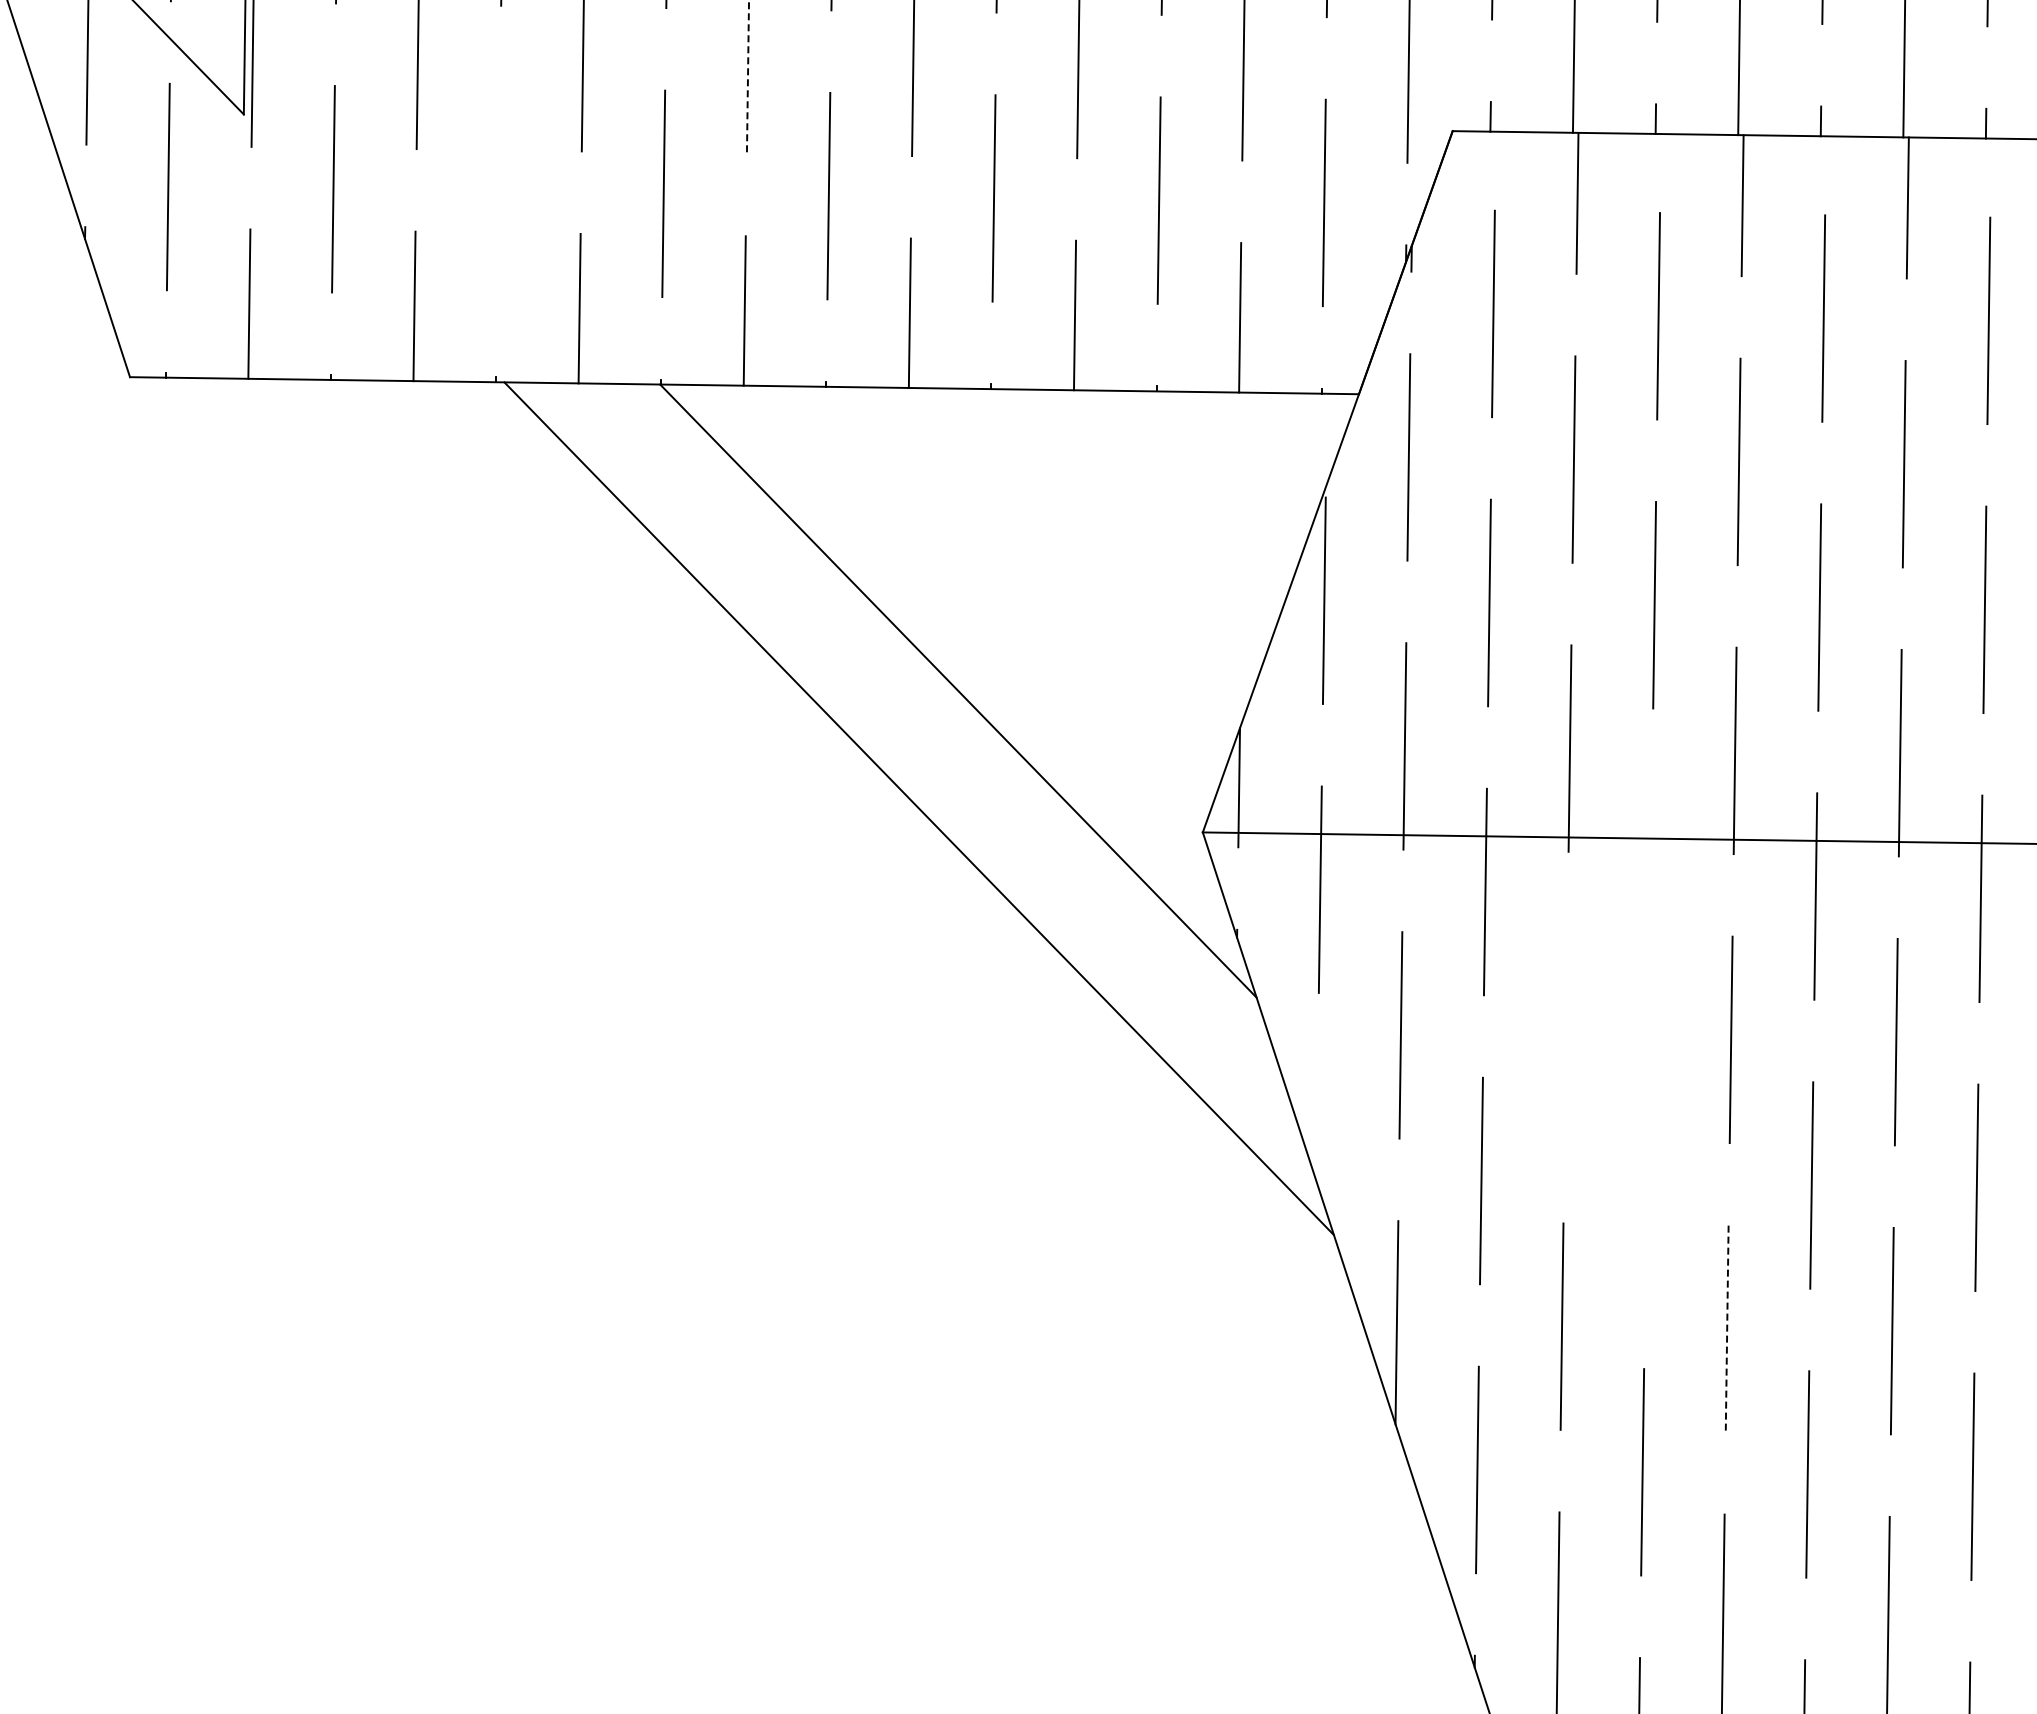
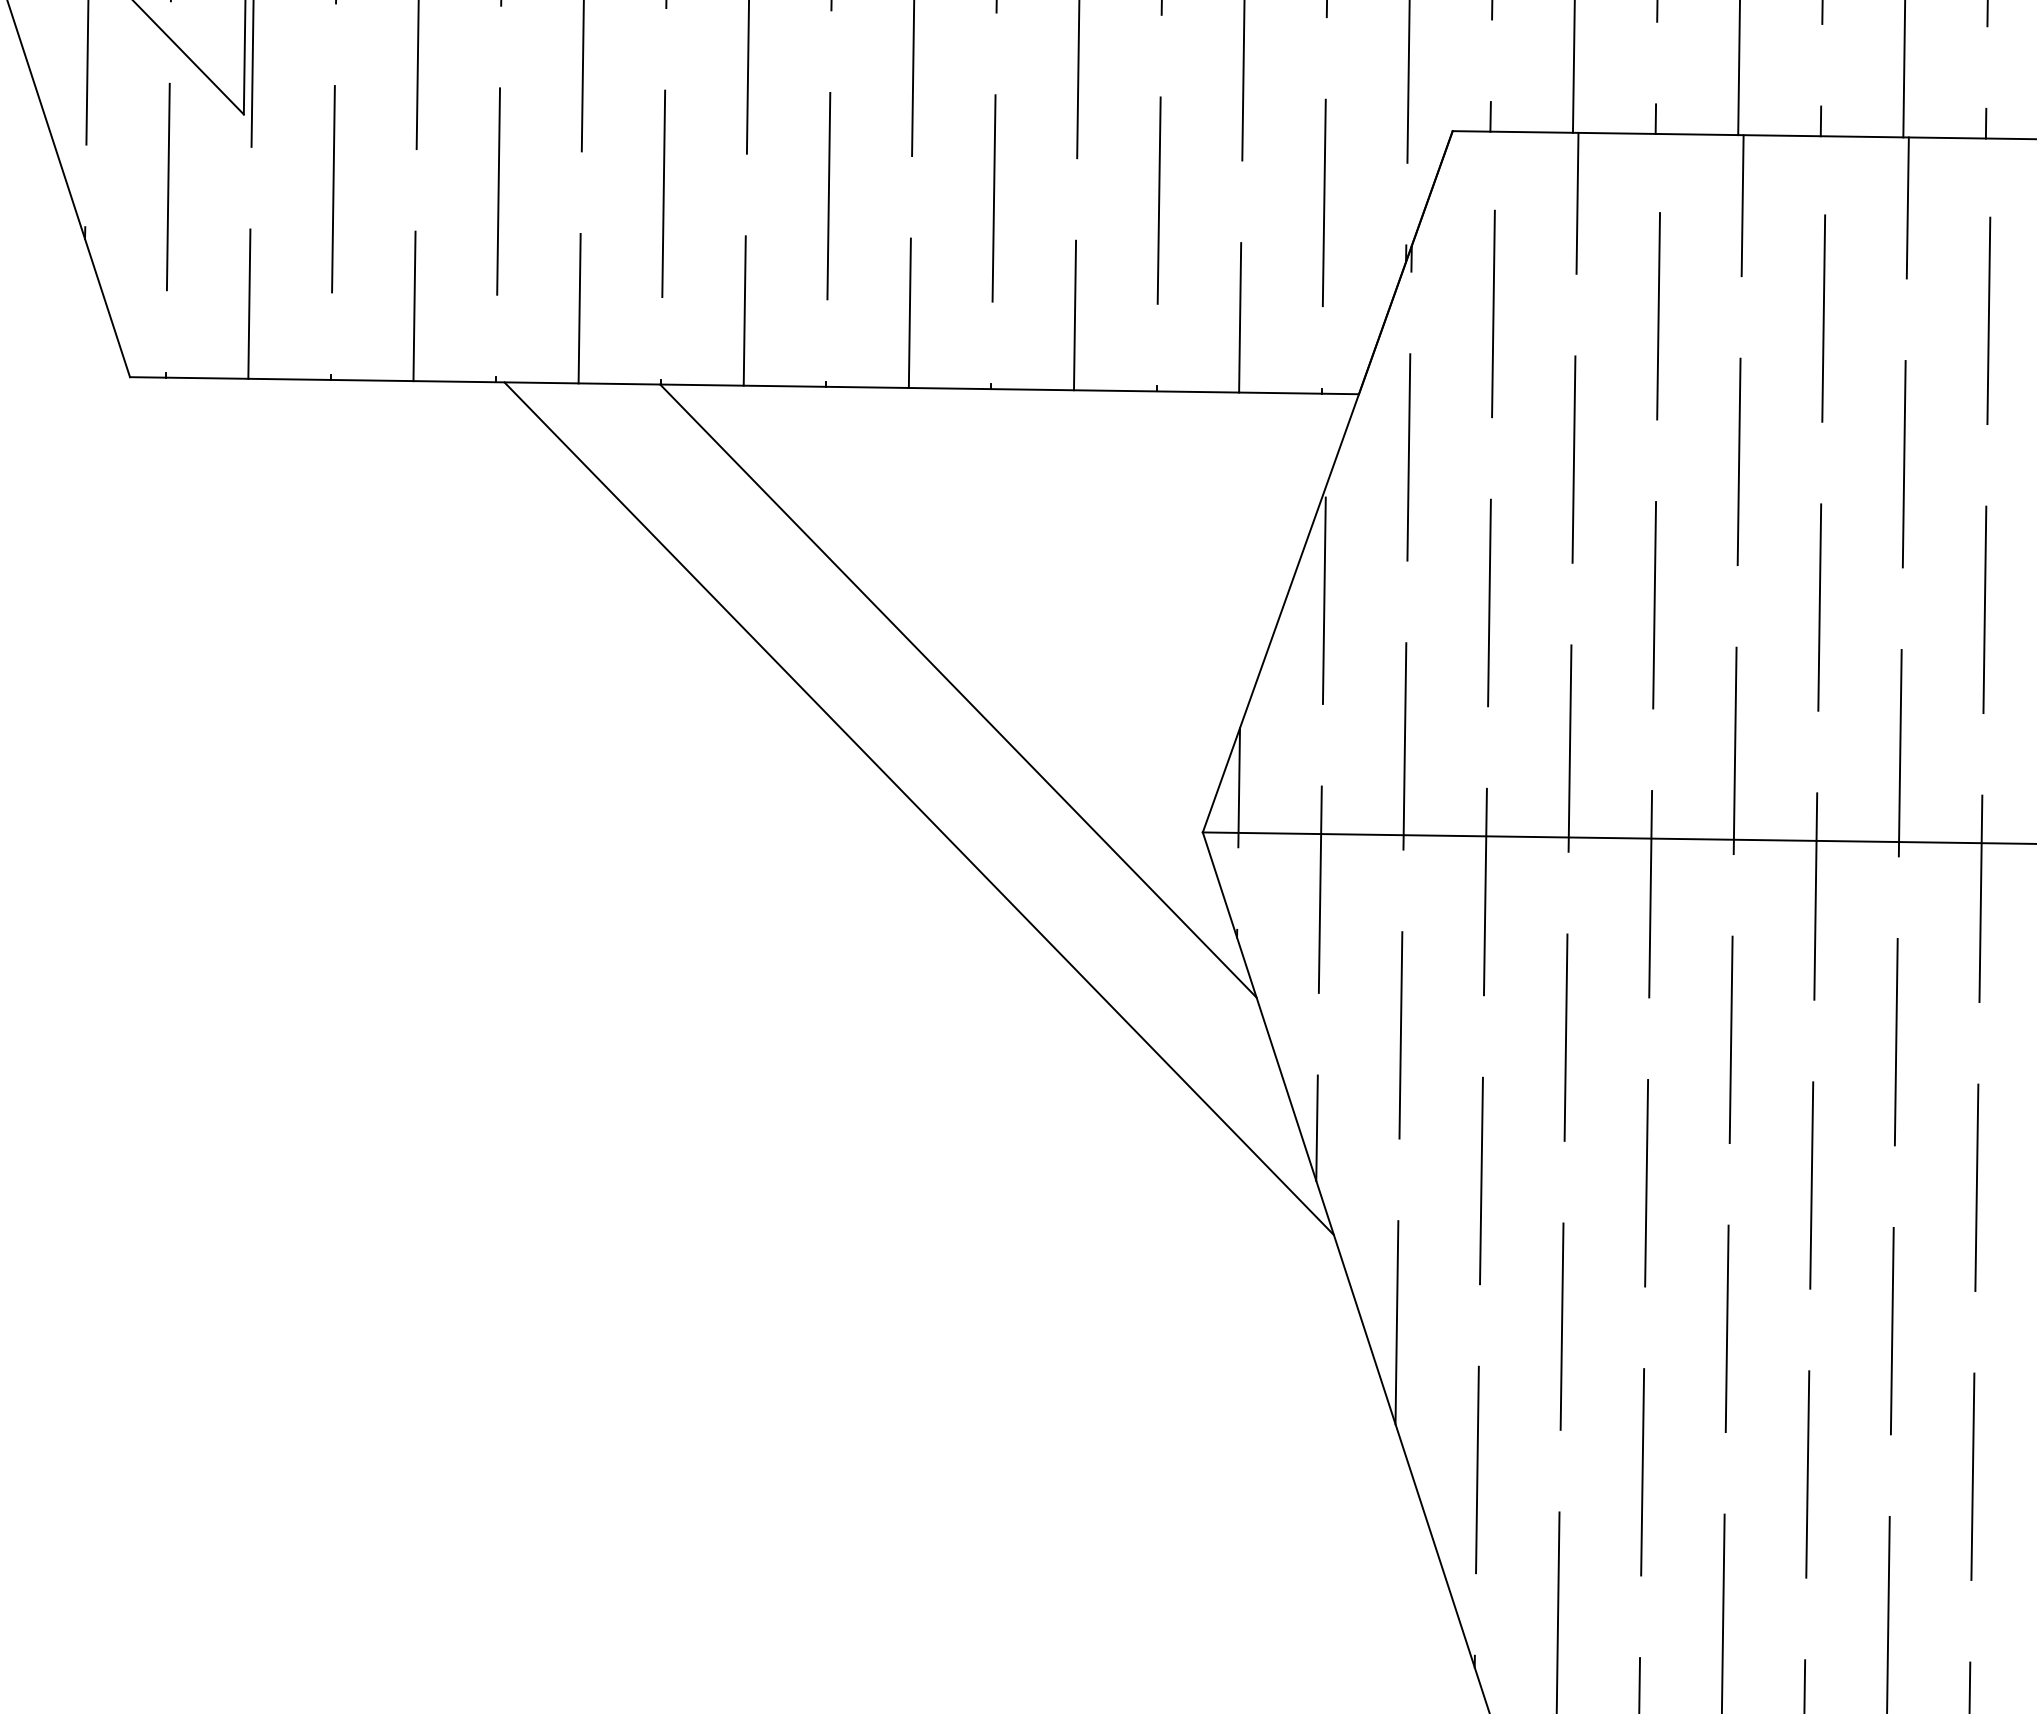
line: dashed -> solid (747, 76)
line: none -> present (498, 191)
line: none -> present (1650, 894)
line: none -> present (1565, 1037)
line: none -> present (1316, 1128)
line: none -> present (1646, 1183)
line: dashed -> solid (1727, 1329)
